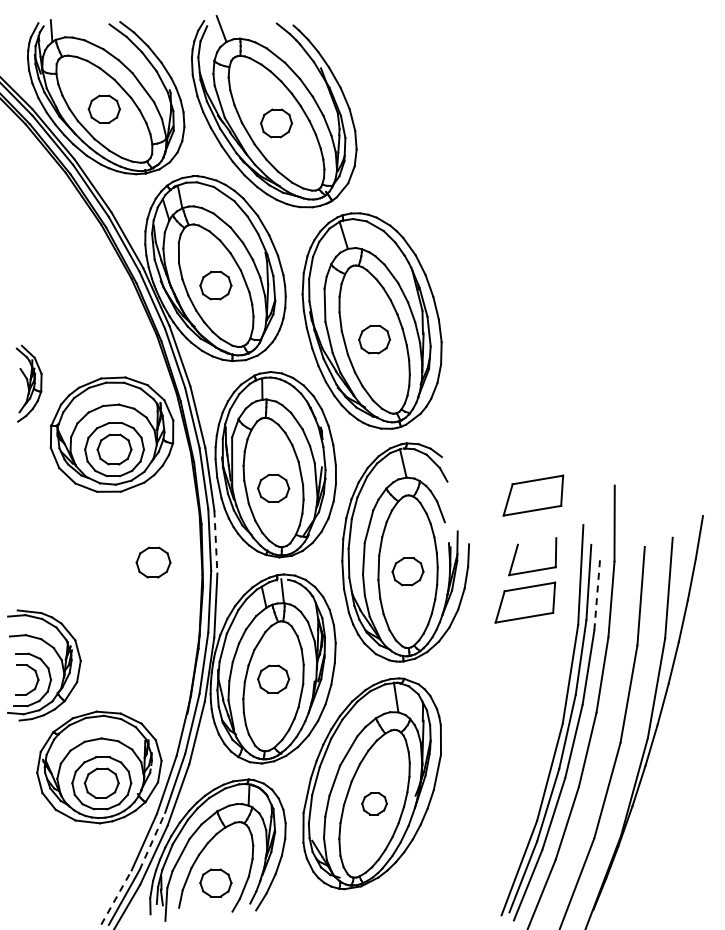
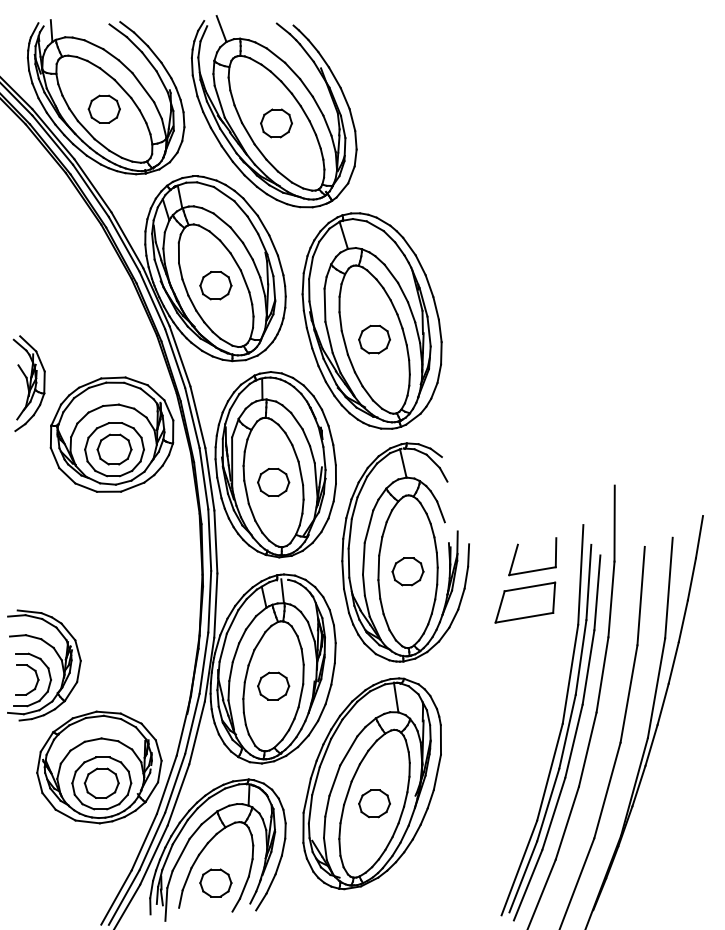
part size: 28x79 px -> 34x98 px (28, 383)
part position: (273, 488) -> (273, 482) (273, 482)
part: present -> none (533, 495)
line: dashed -> solid (215, 542)
part: present -> none (153, 562)
line: dashed -> solid (597, 592)
part position: (273, 678) -> (273, 685) (273, 685)
part size: 27x24 px -> 33x30 px (374, 803)
line: dashed -> solid (152, 841)
line: dashed -> solid (116, 897)
